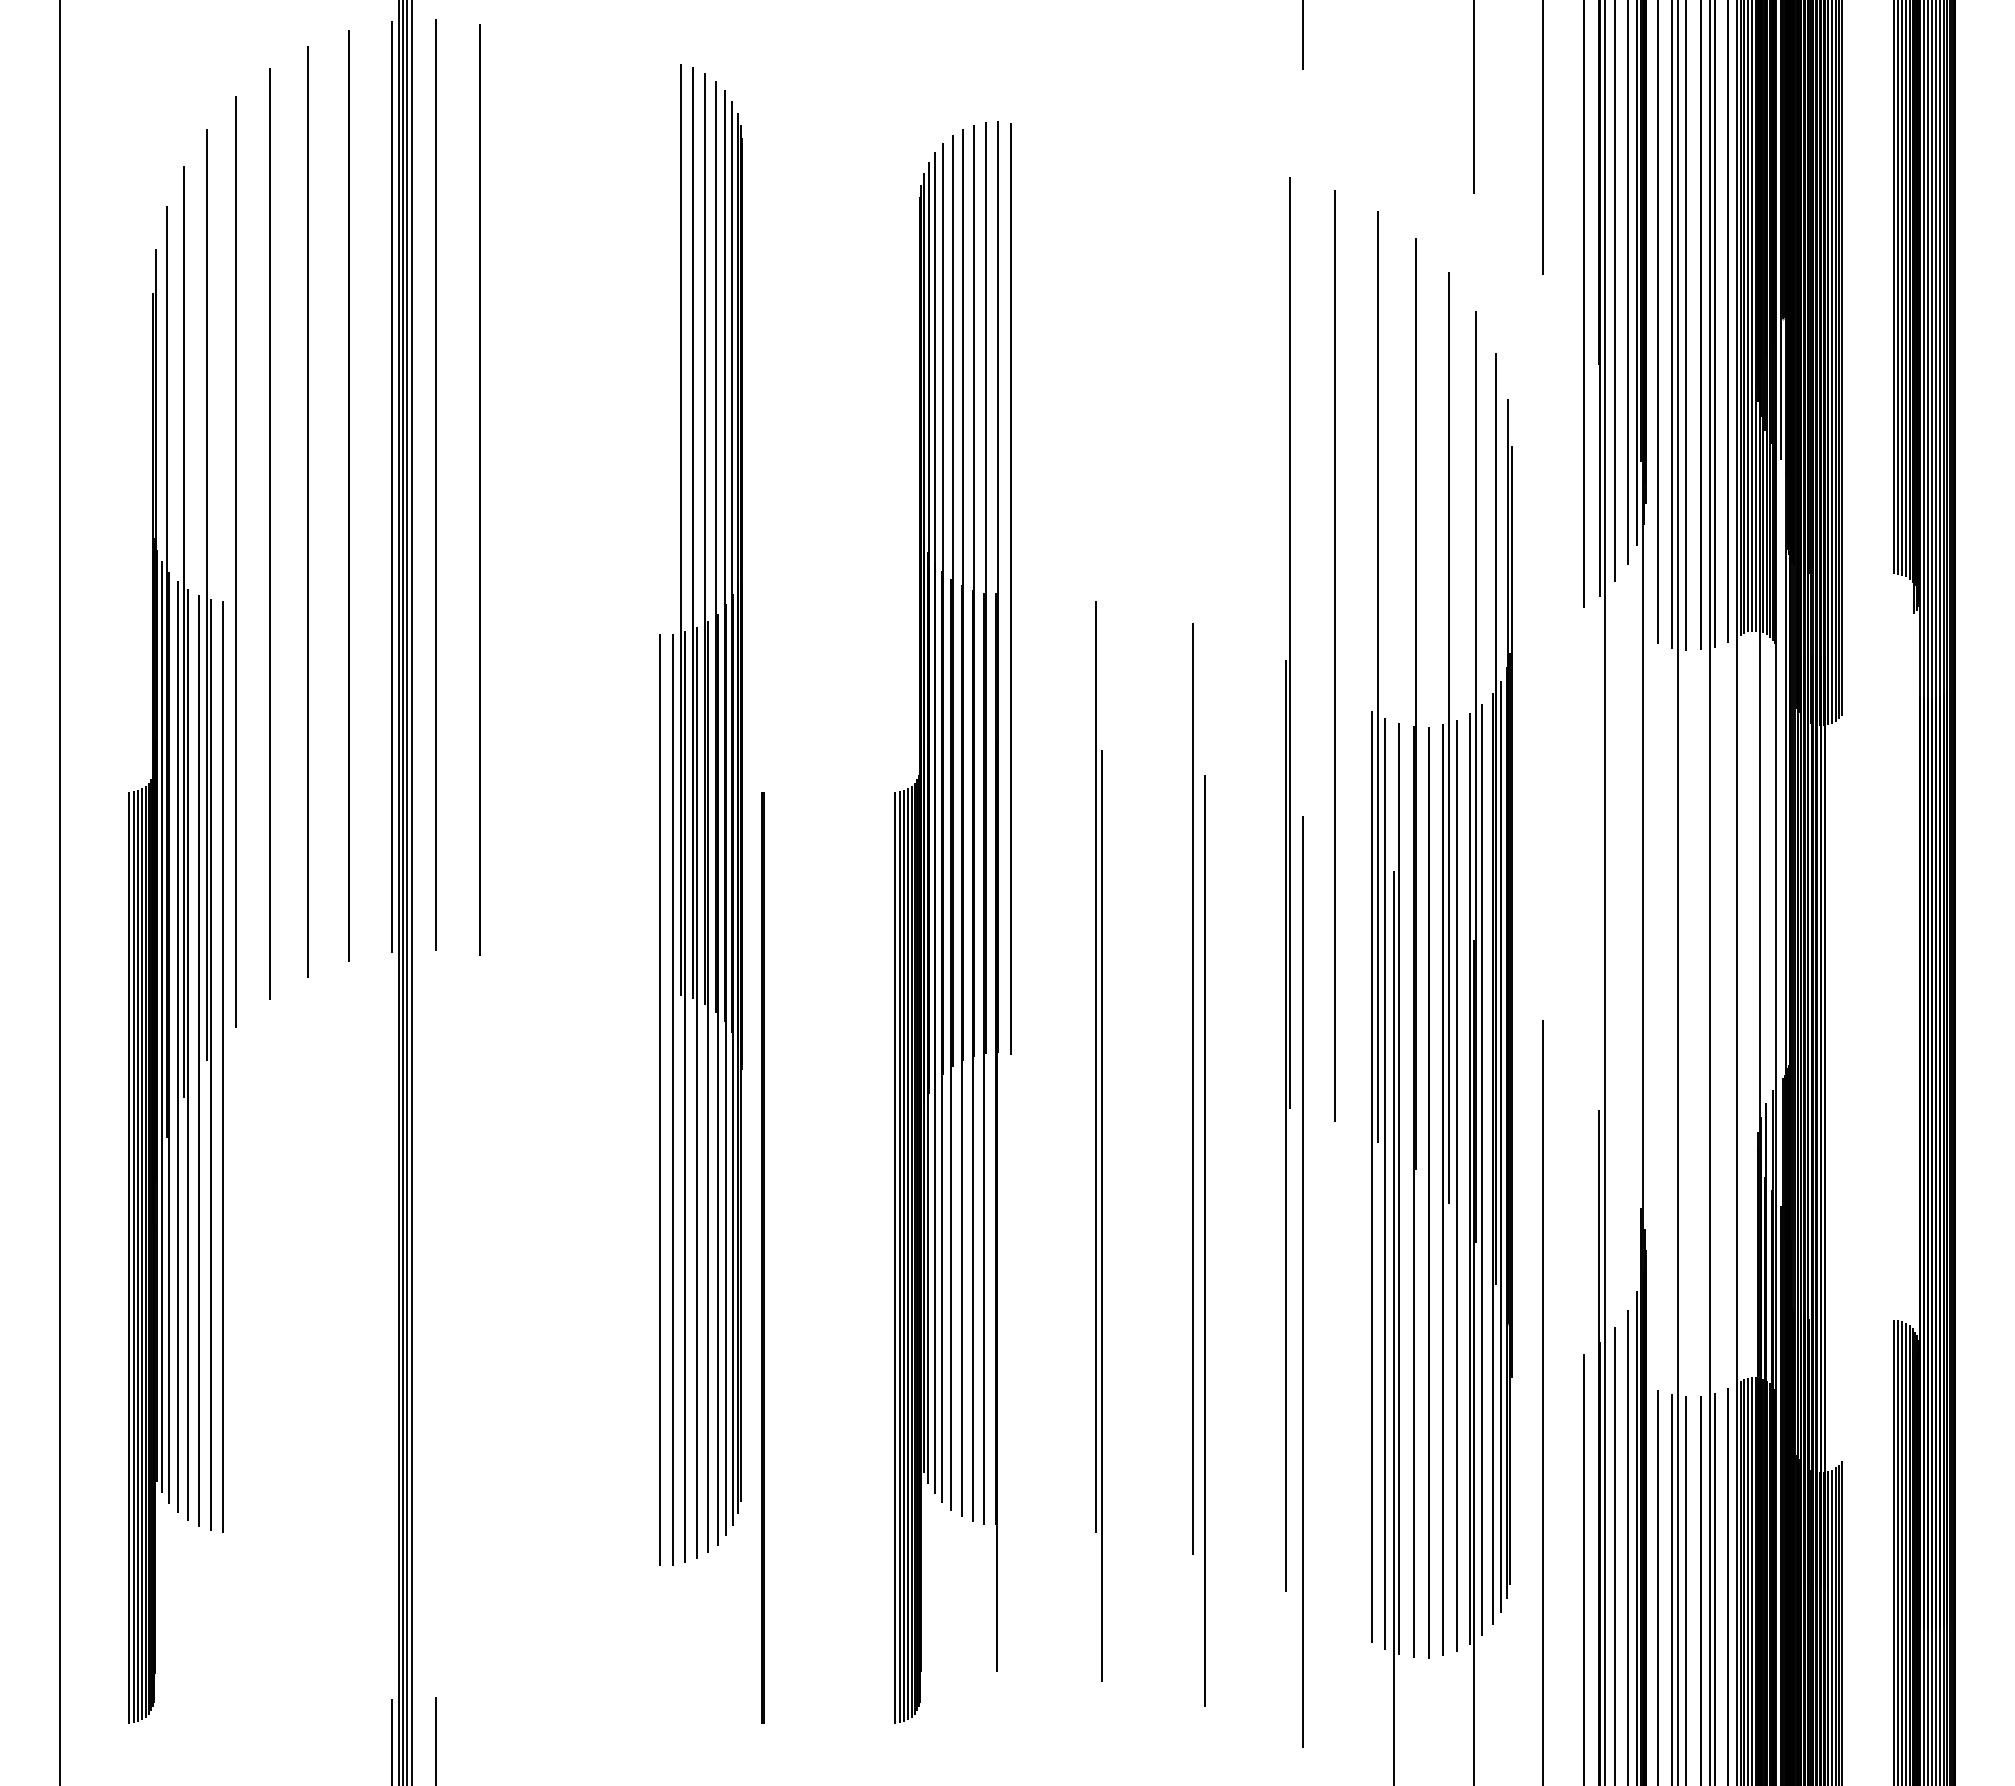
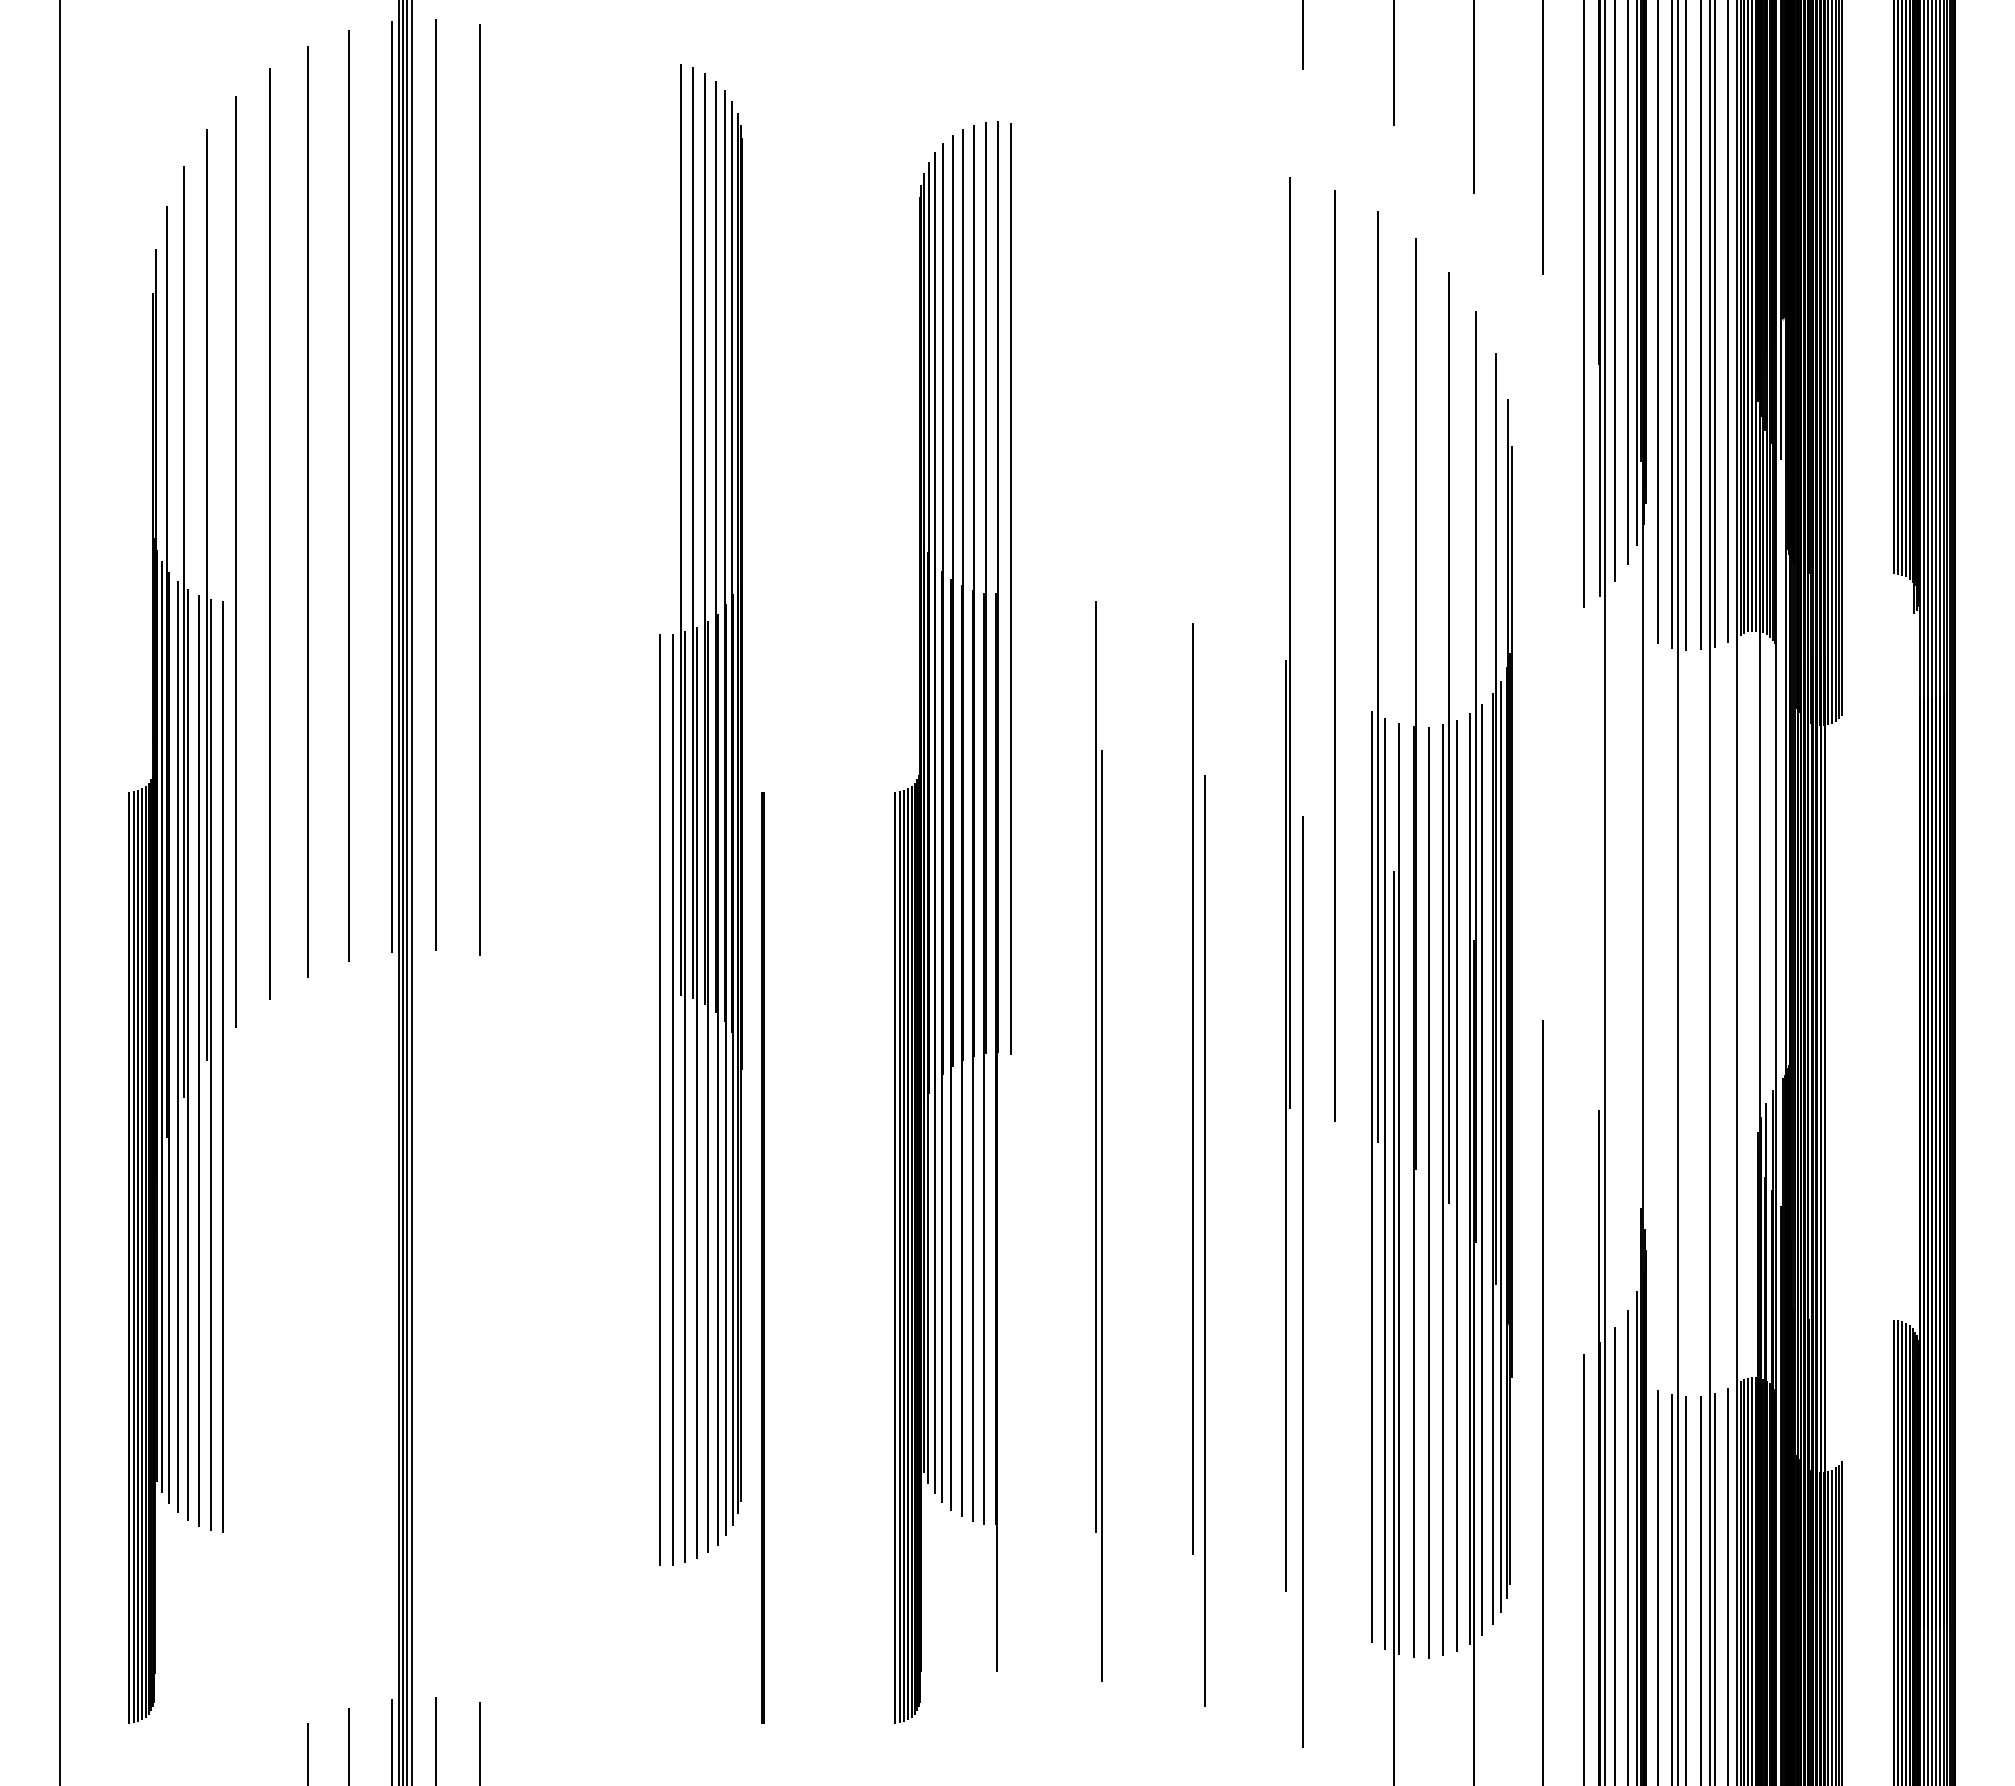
line: none -> present (1393, 63)
line: none -> present (479, 1741)
line: none -> present (349, 1744)
line: none -> present (308, 1752)
